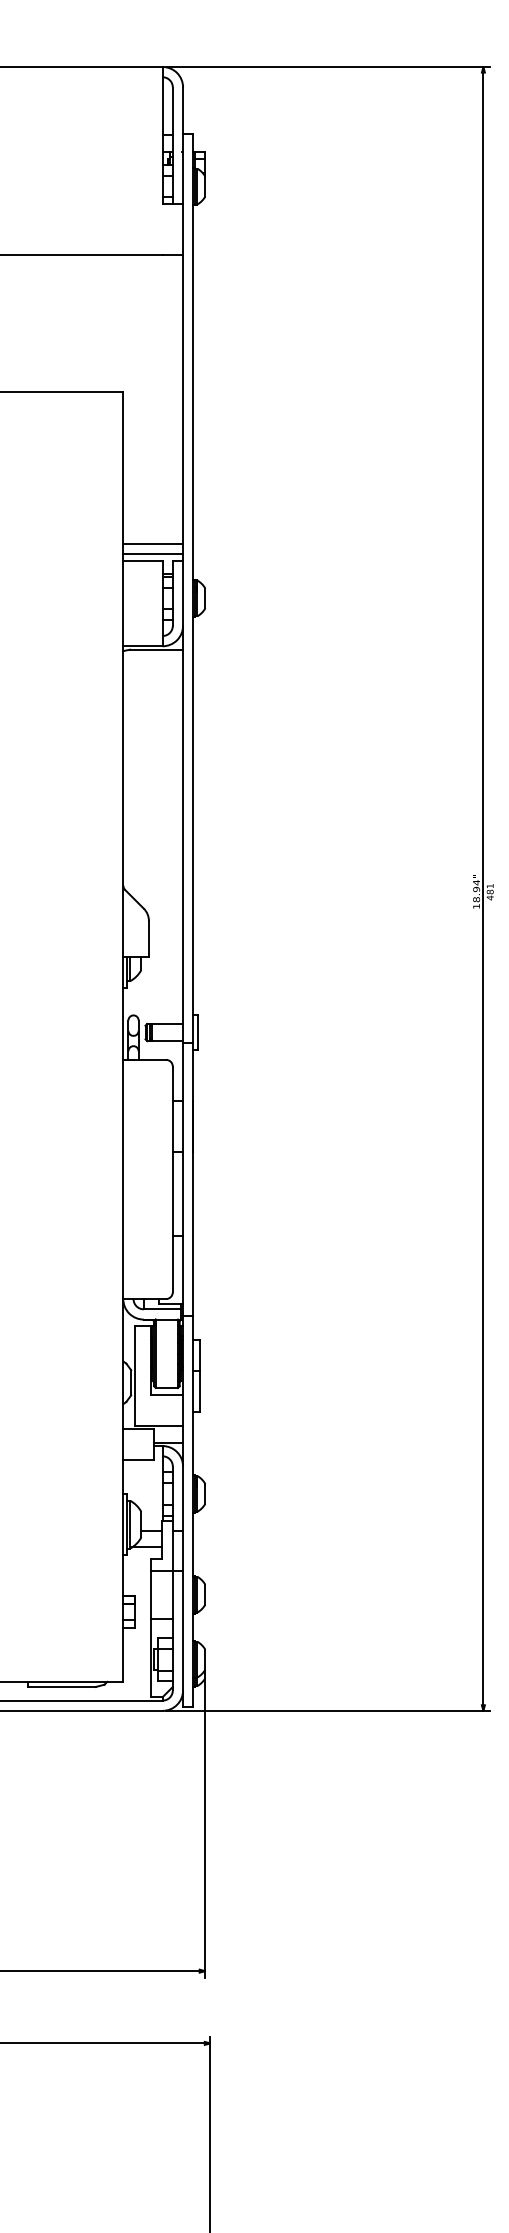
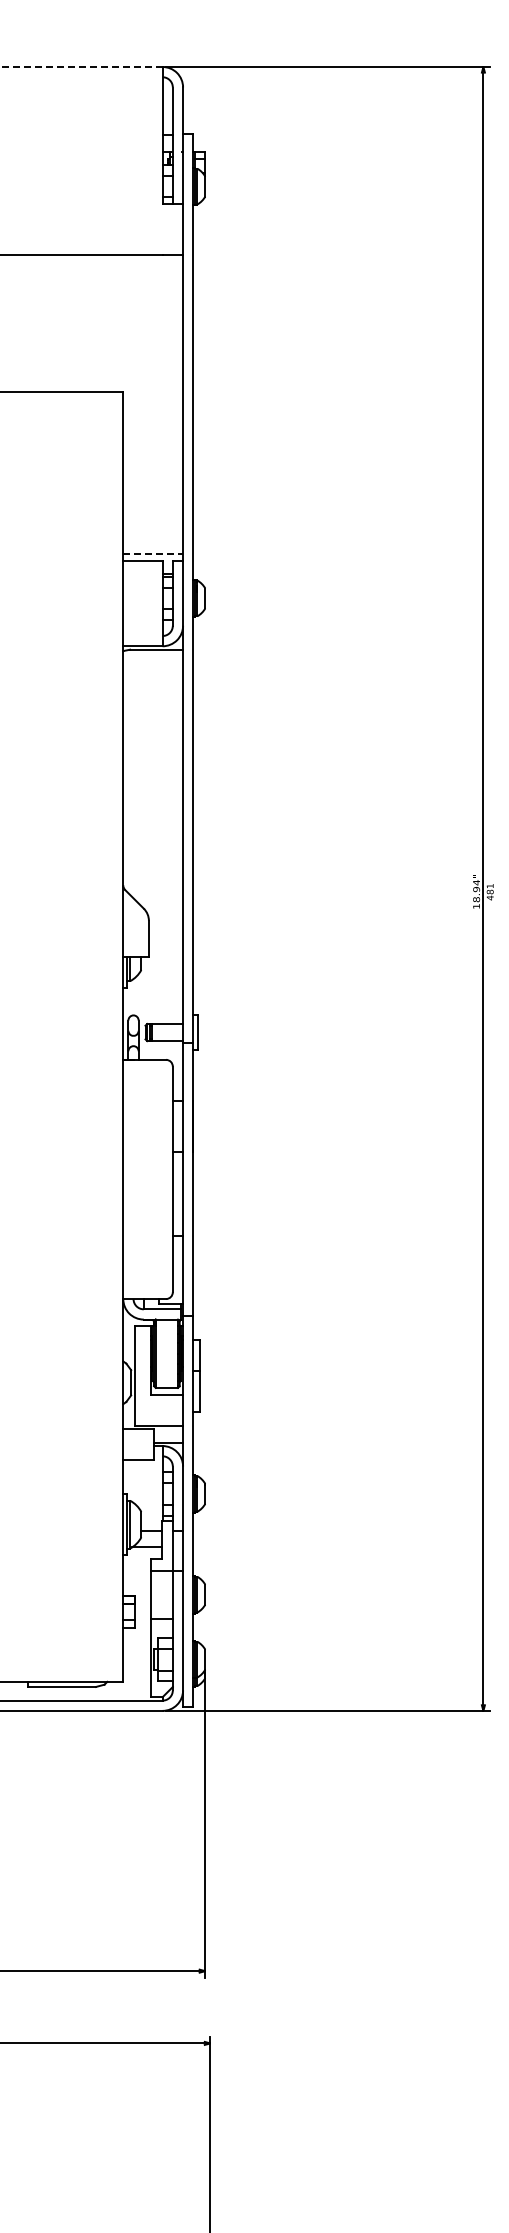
line: solid -> dashed (81, 66)
line: present -> none (153, 544)
line: solid -> dashed (153, 554)
